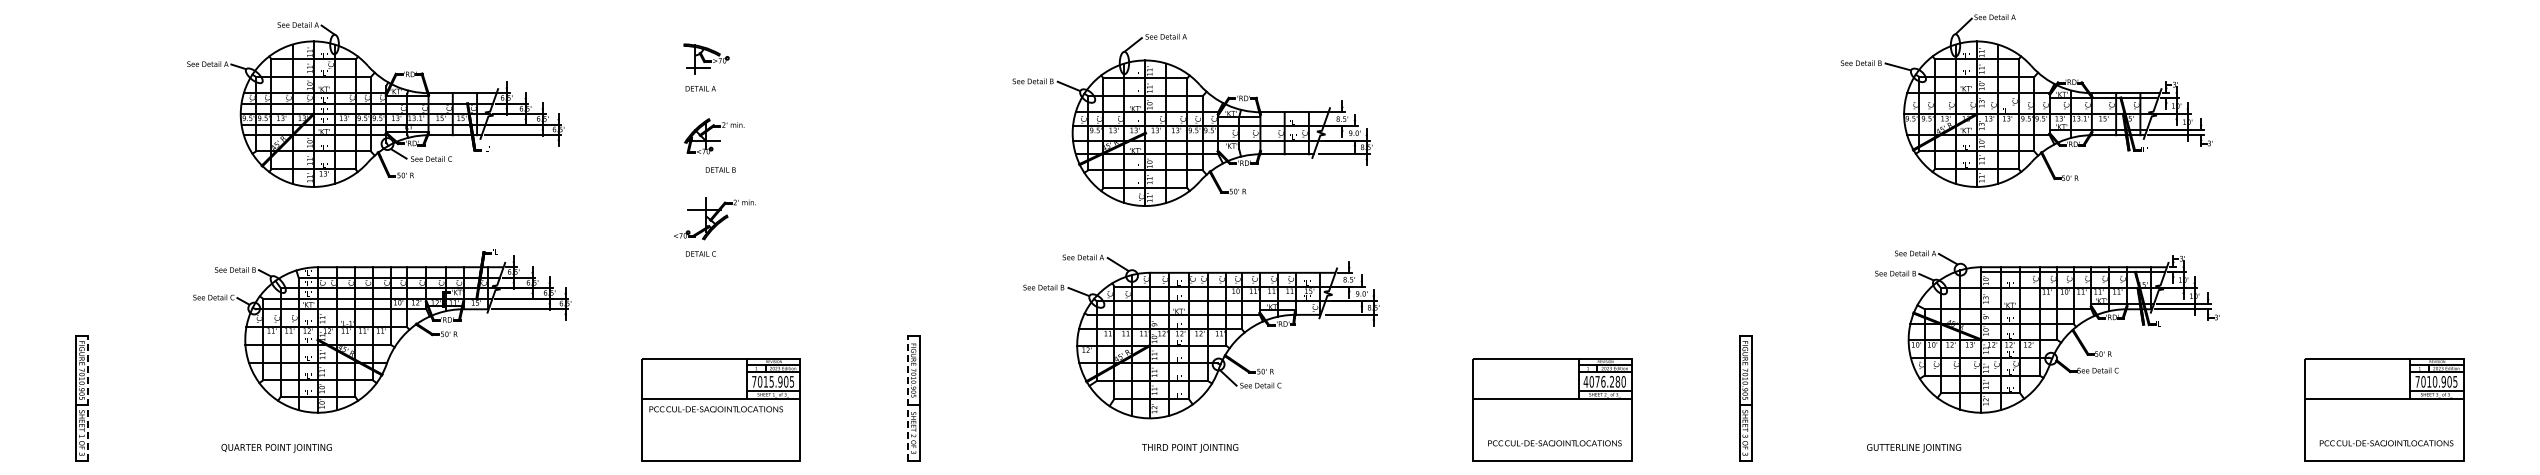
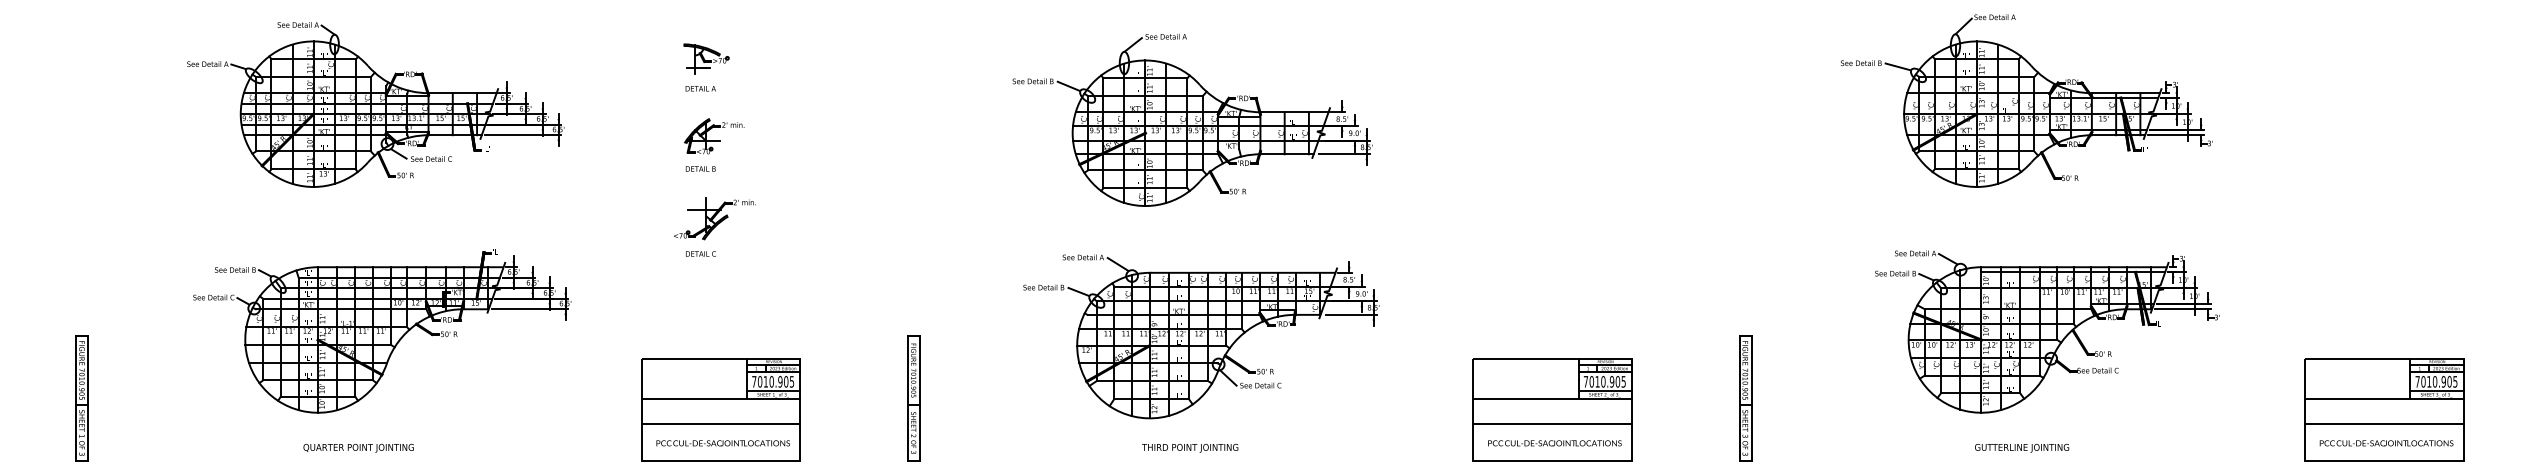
text position: (720, 169) -> (700, 168) (700, 168)
text: 7015.905 -> 7010.905 (771, 381)
text: 4076.280 -> 7010.905 (1604, 381)
line: dashed -> solid (88, 397)
line: dashed -> solid (907, 397)
text position: (715, 409) -> (722, 443) (722, 443)
line: none -> present (720, 424)
line: none -> present (1552, 424)
line: none -> present (2383, 424)
text position: (276, 447) -> (358, 447) (358, 447)
text position: (1914, 448) -> (2022, 448) (2022, 448)
